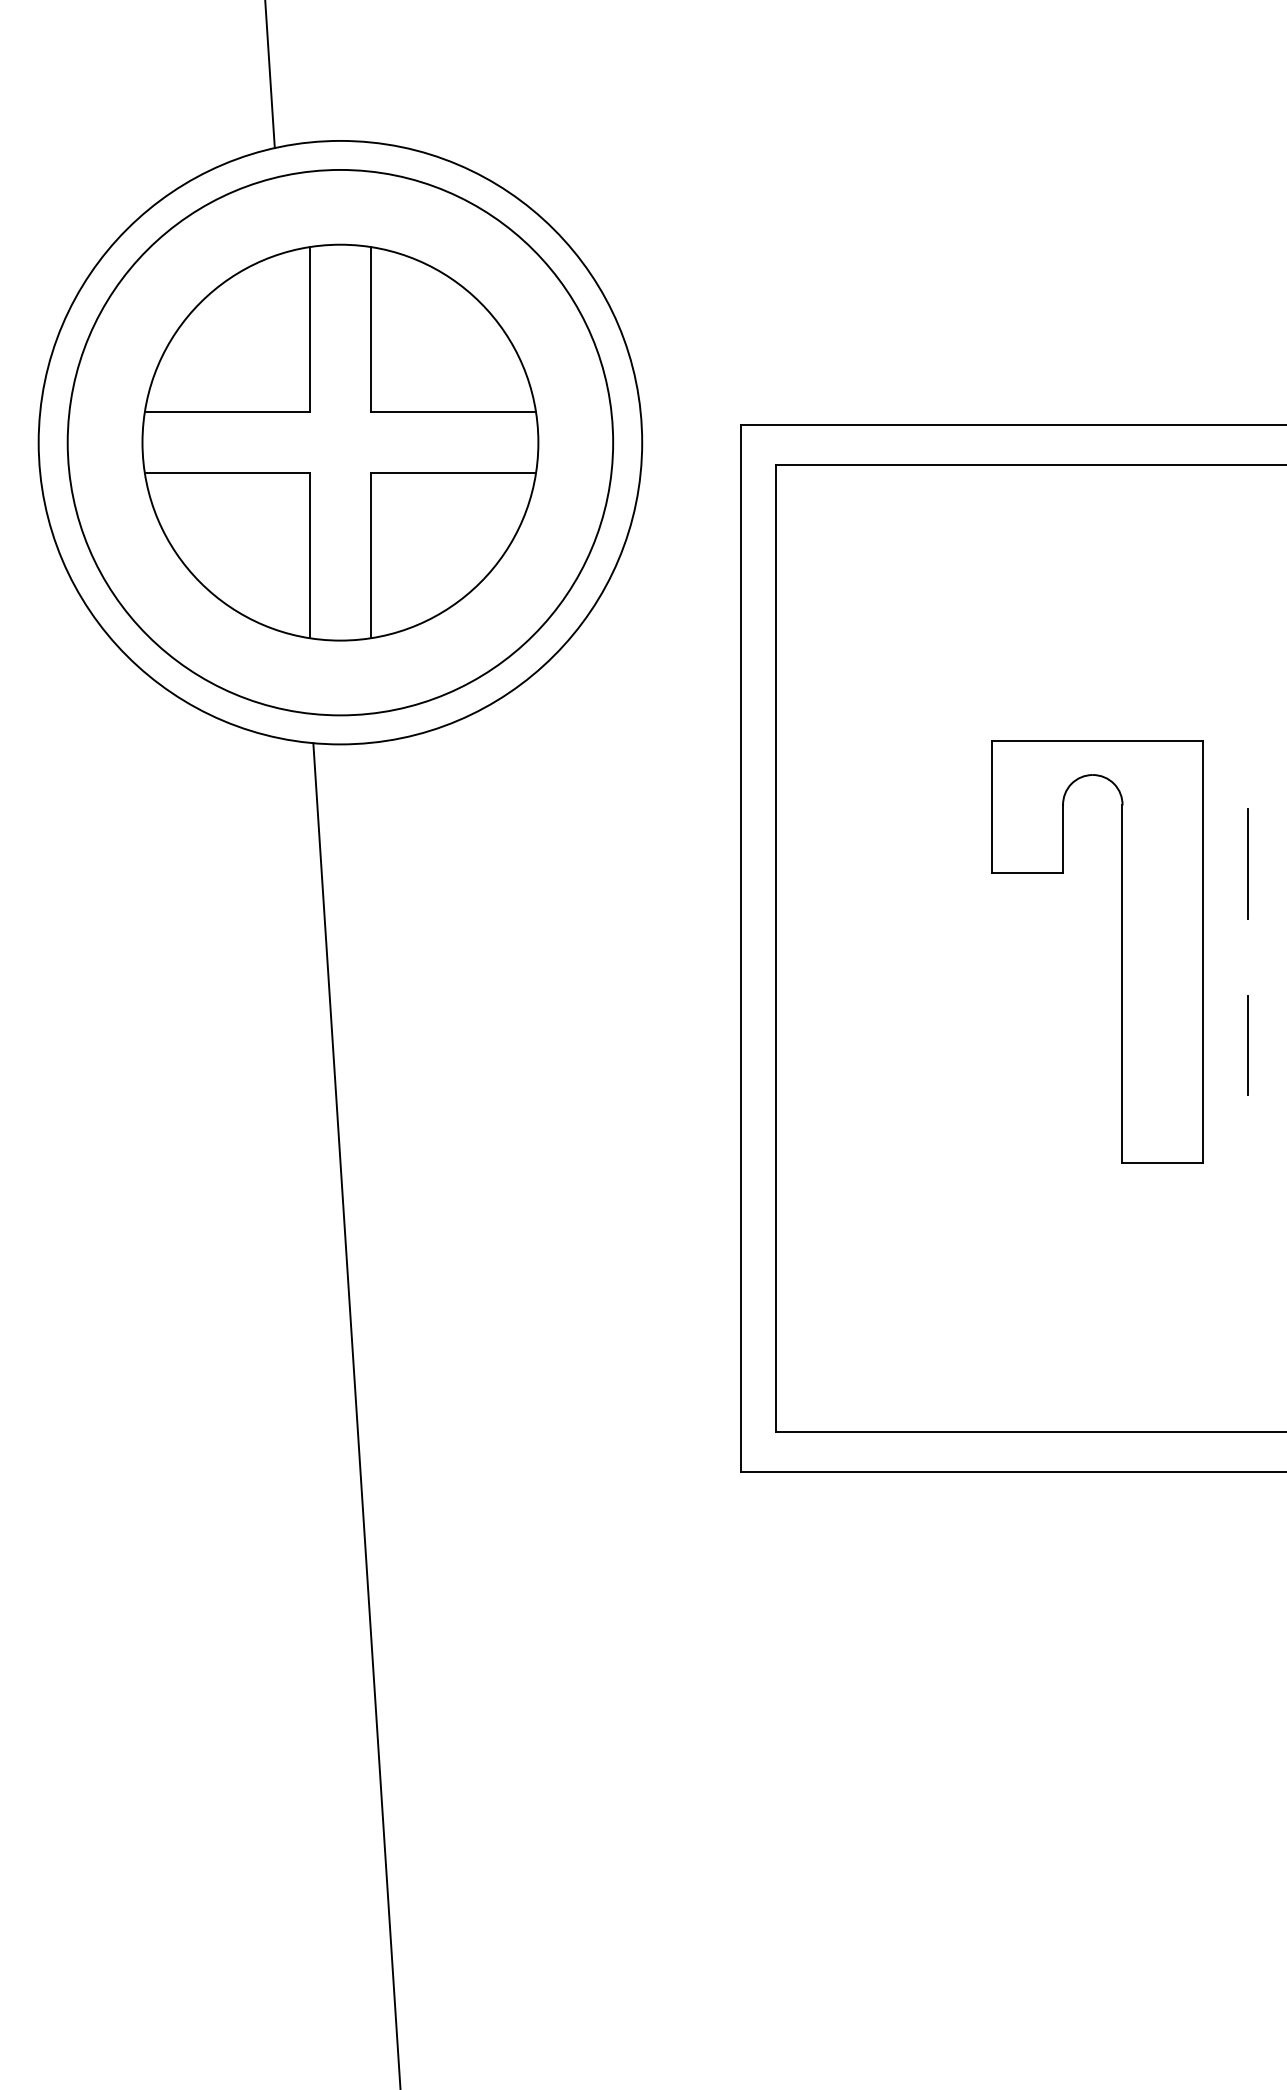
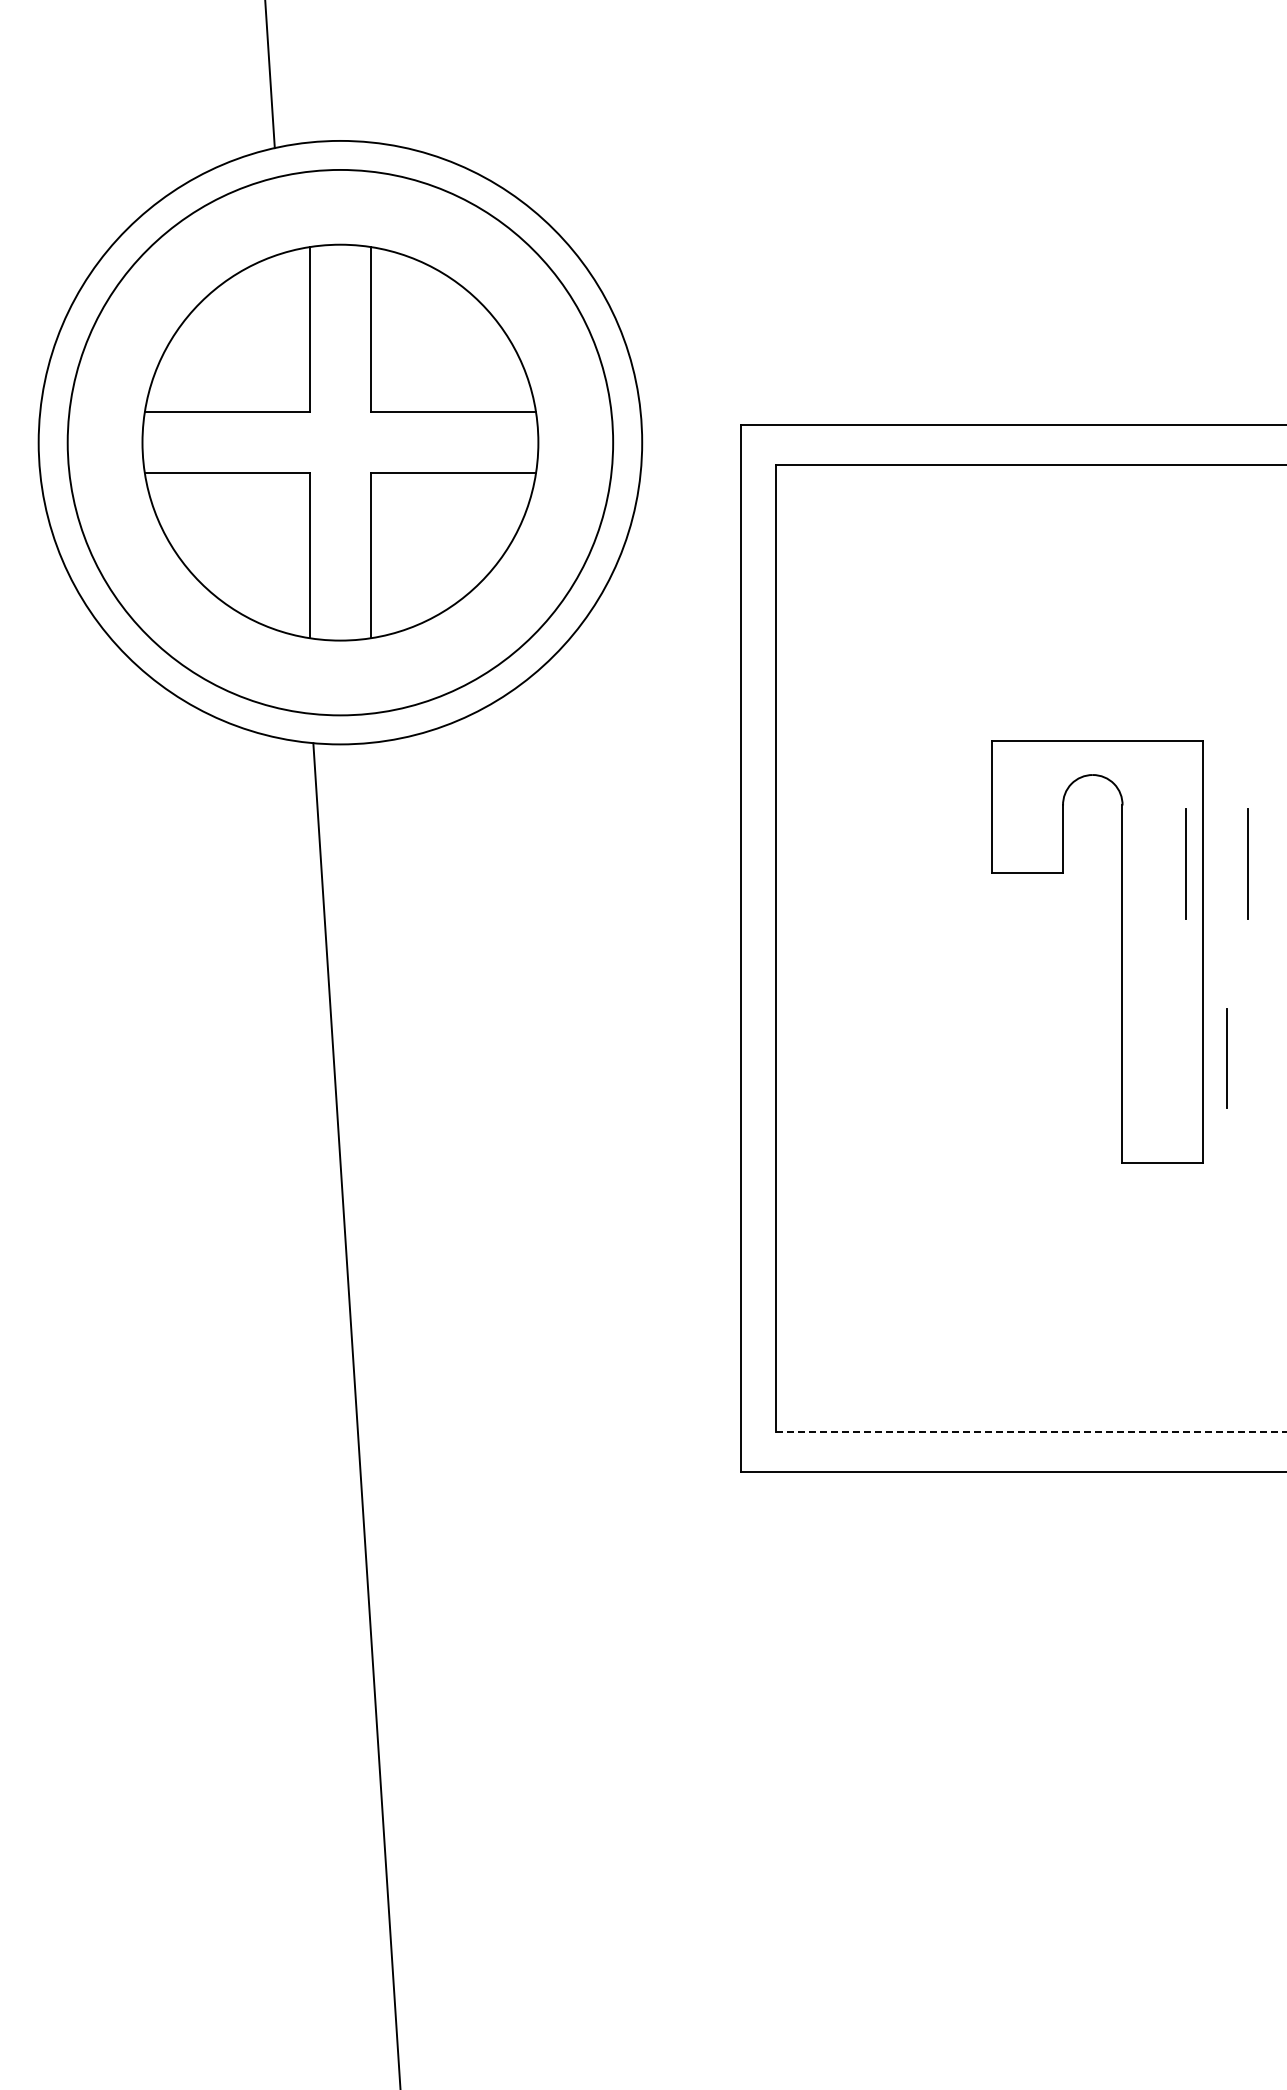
line: none -> present (1185, 863)
line position: (1247, 1045) -> (1226, 1058) (1226, 1058)
line: solid -> dashed (1031, 1432)
